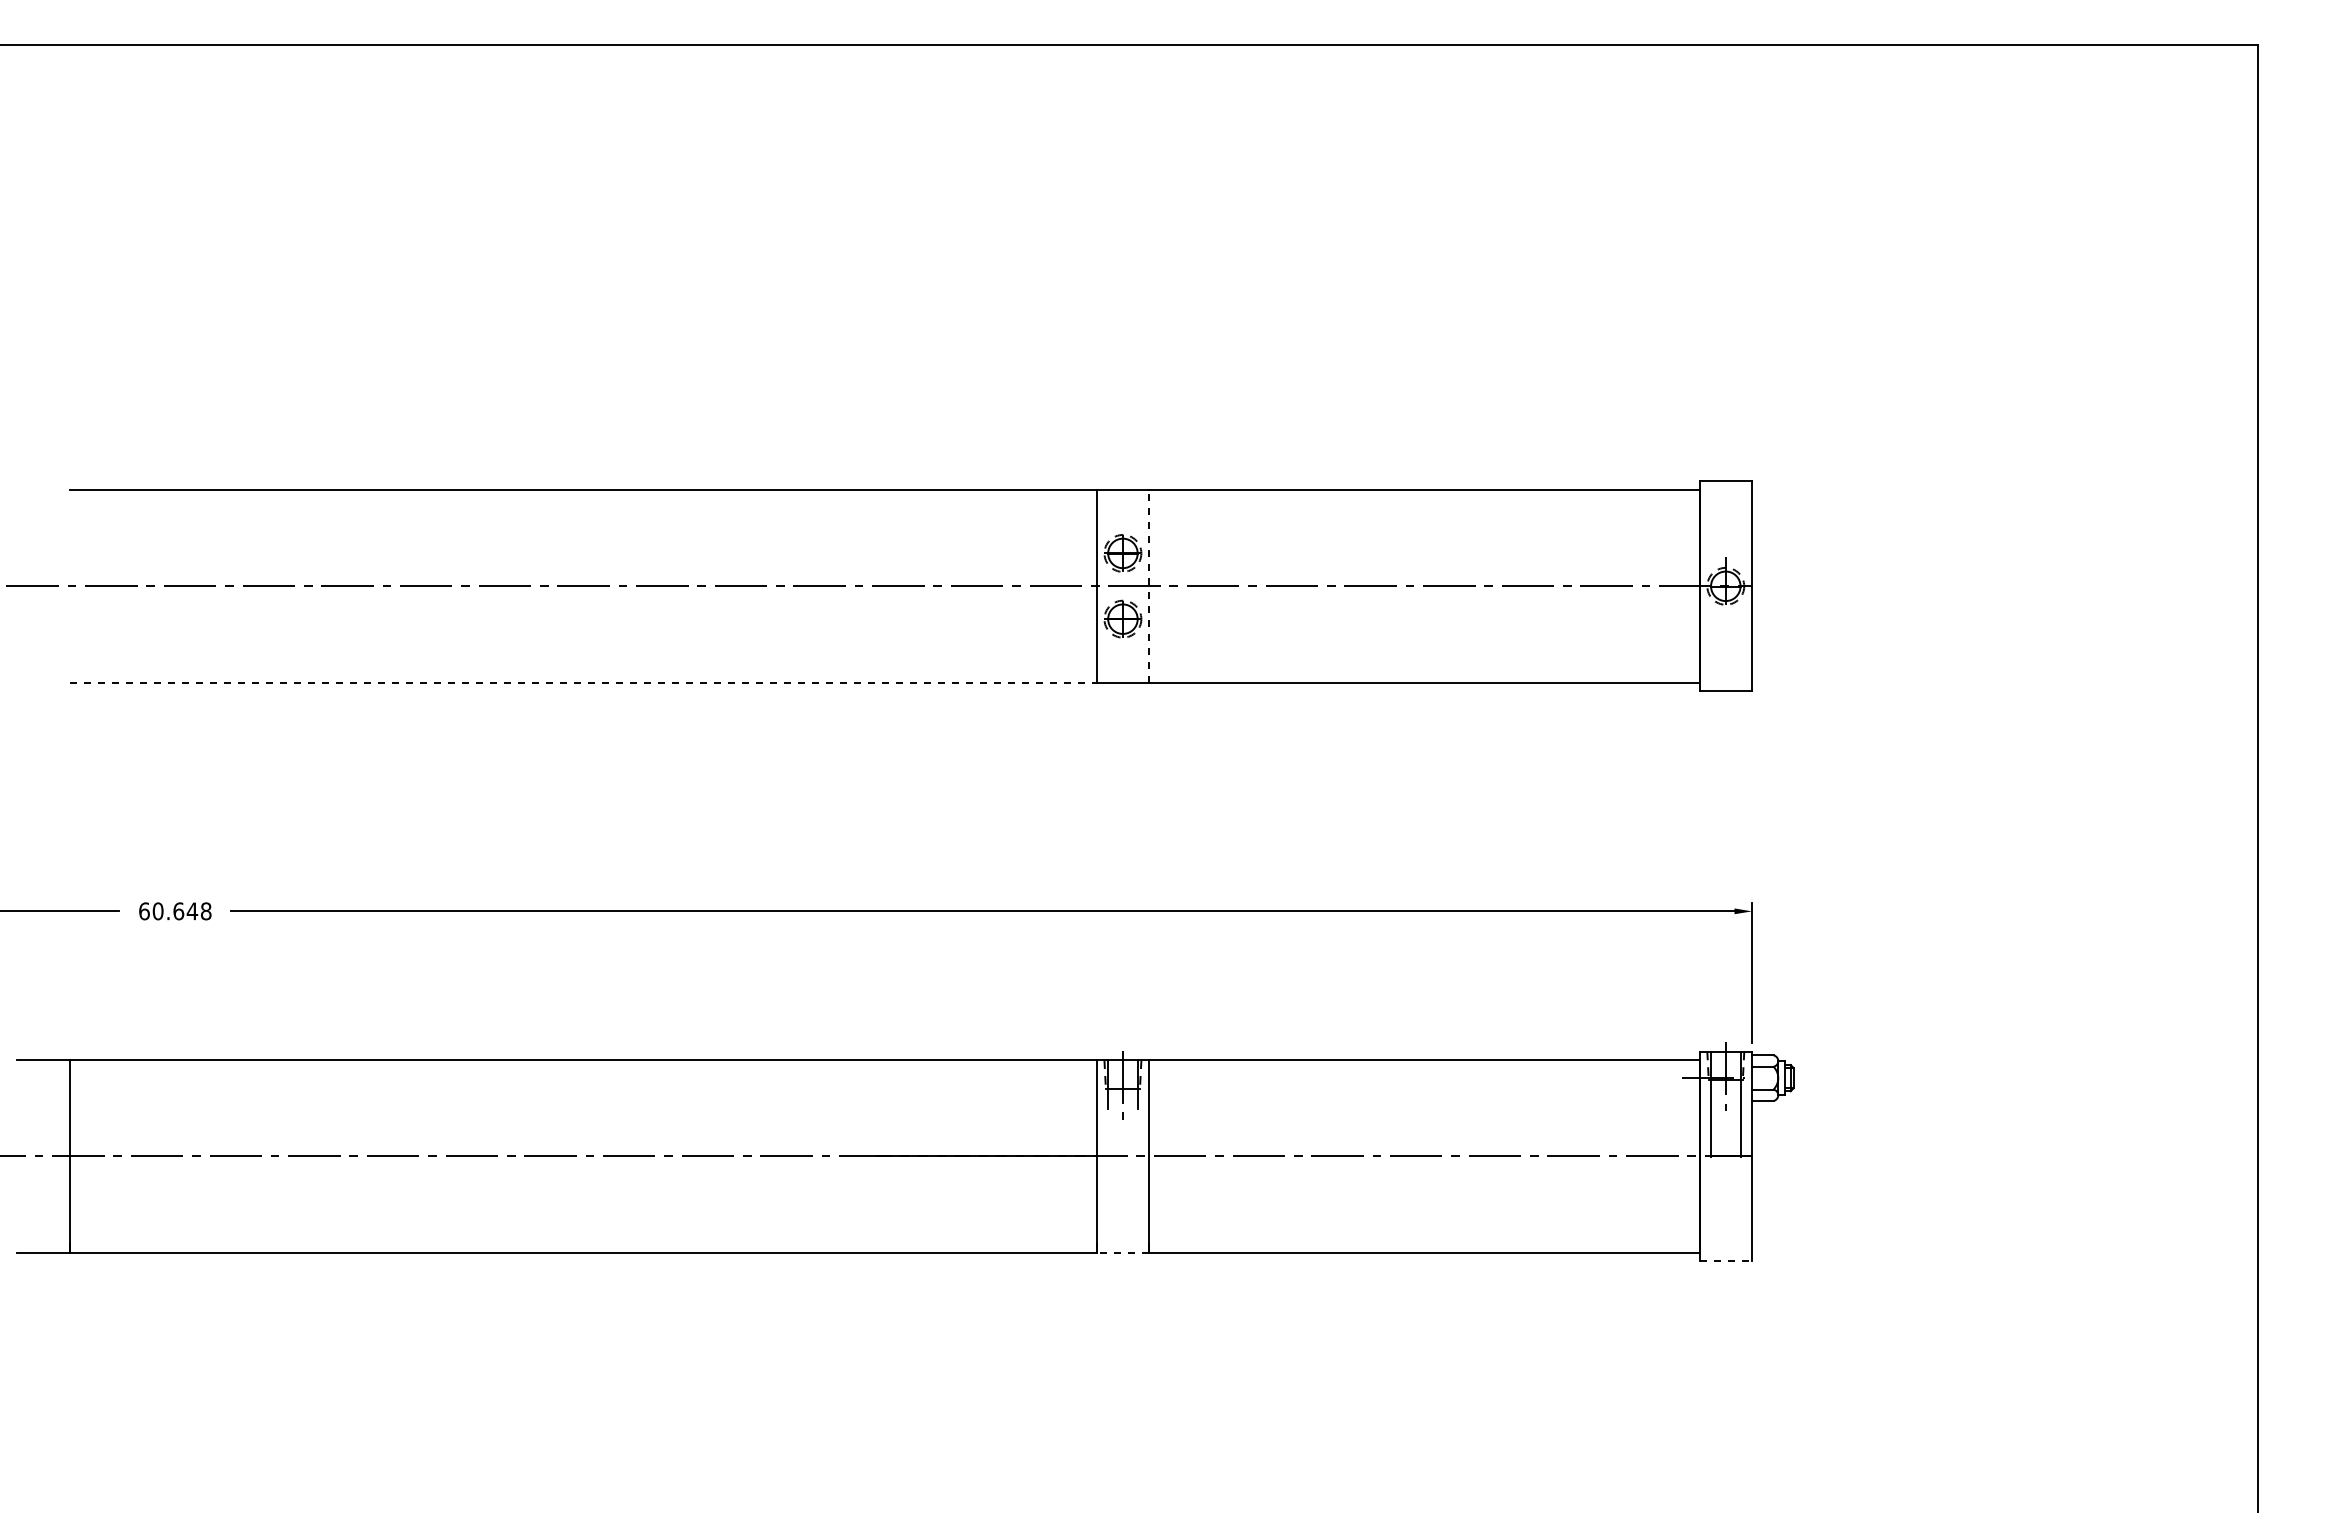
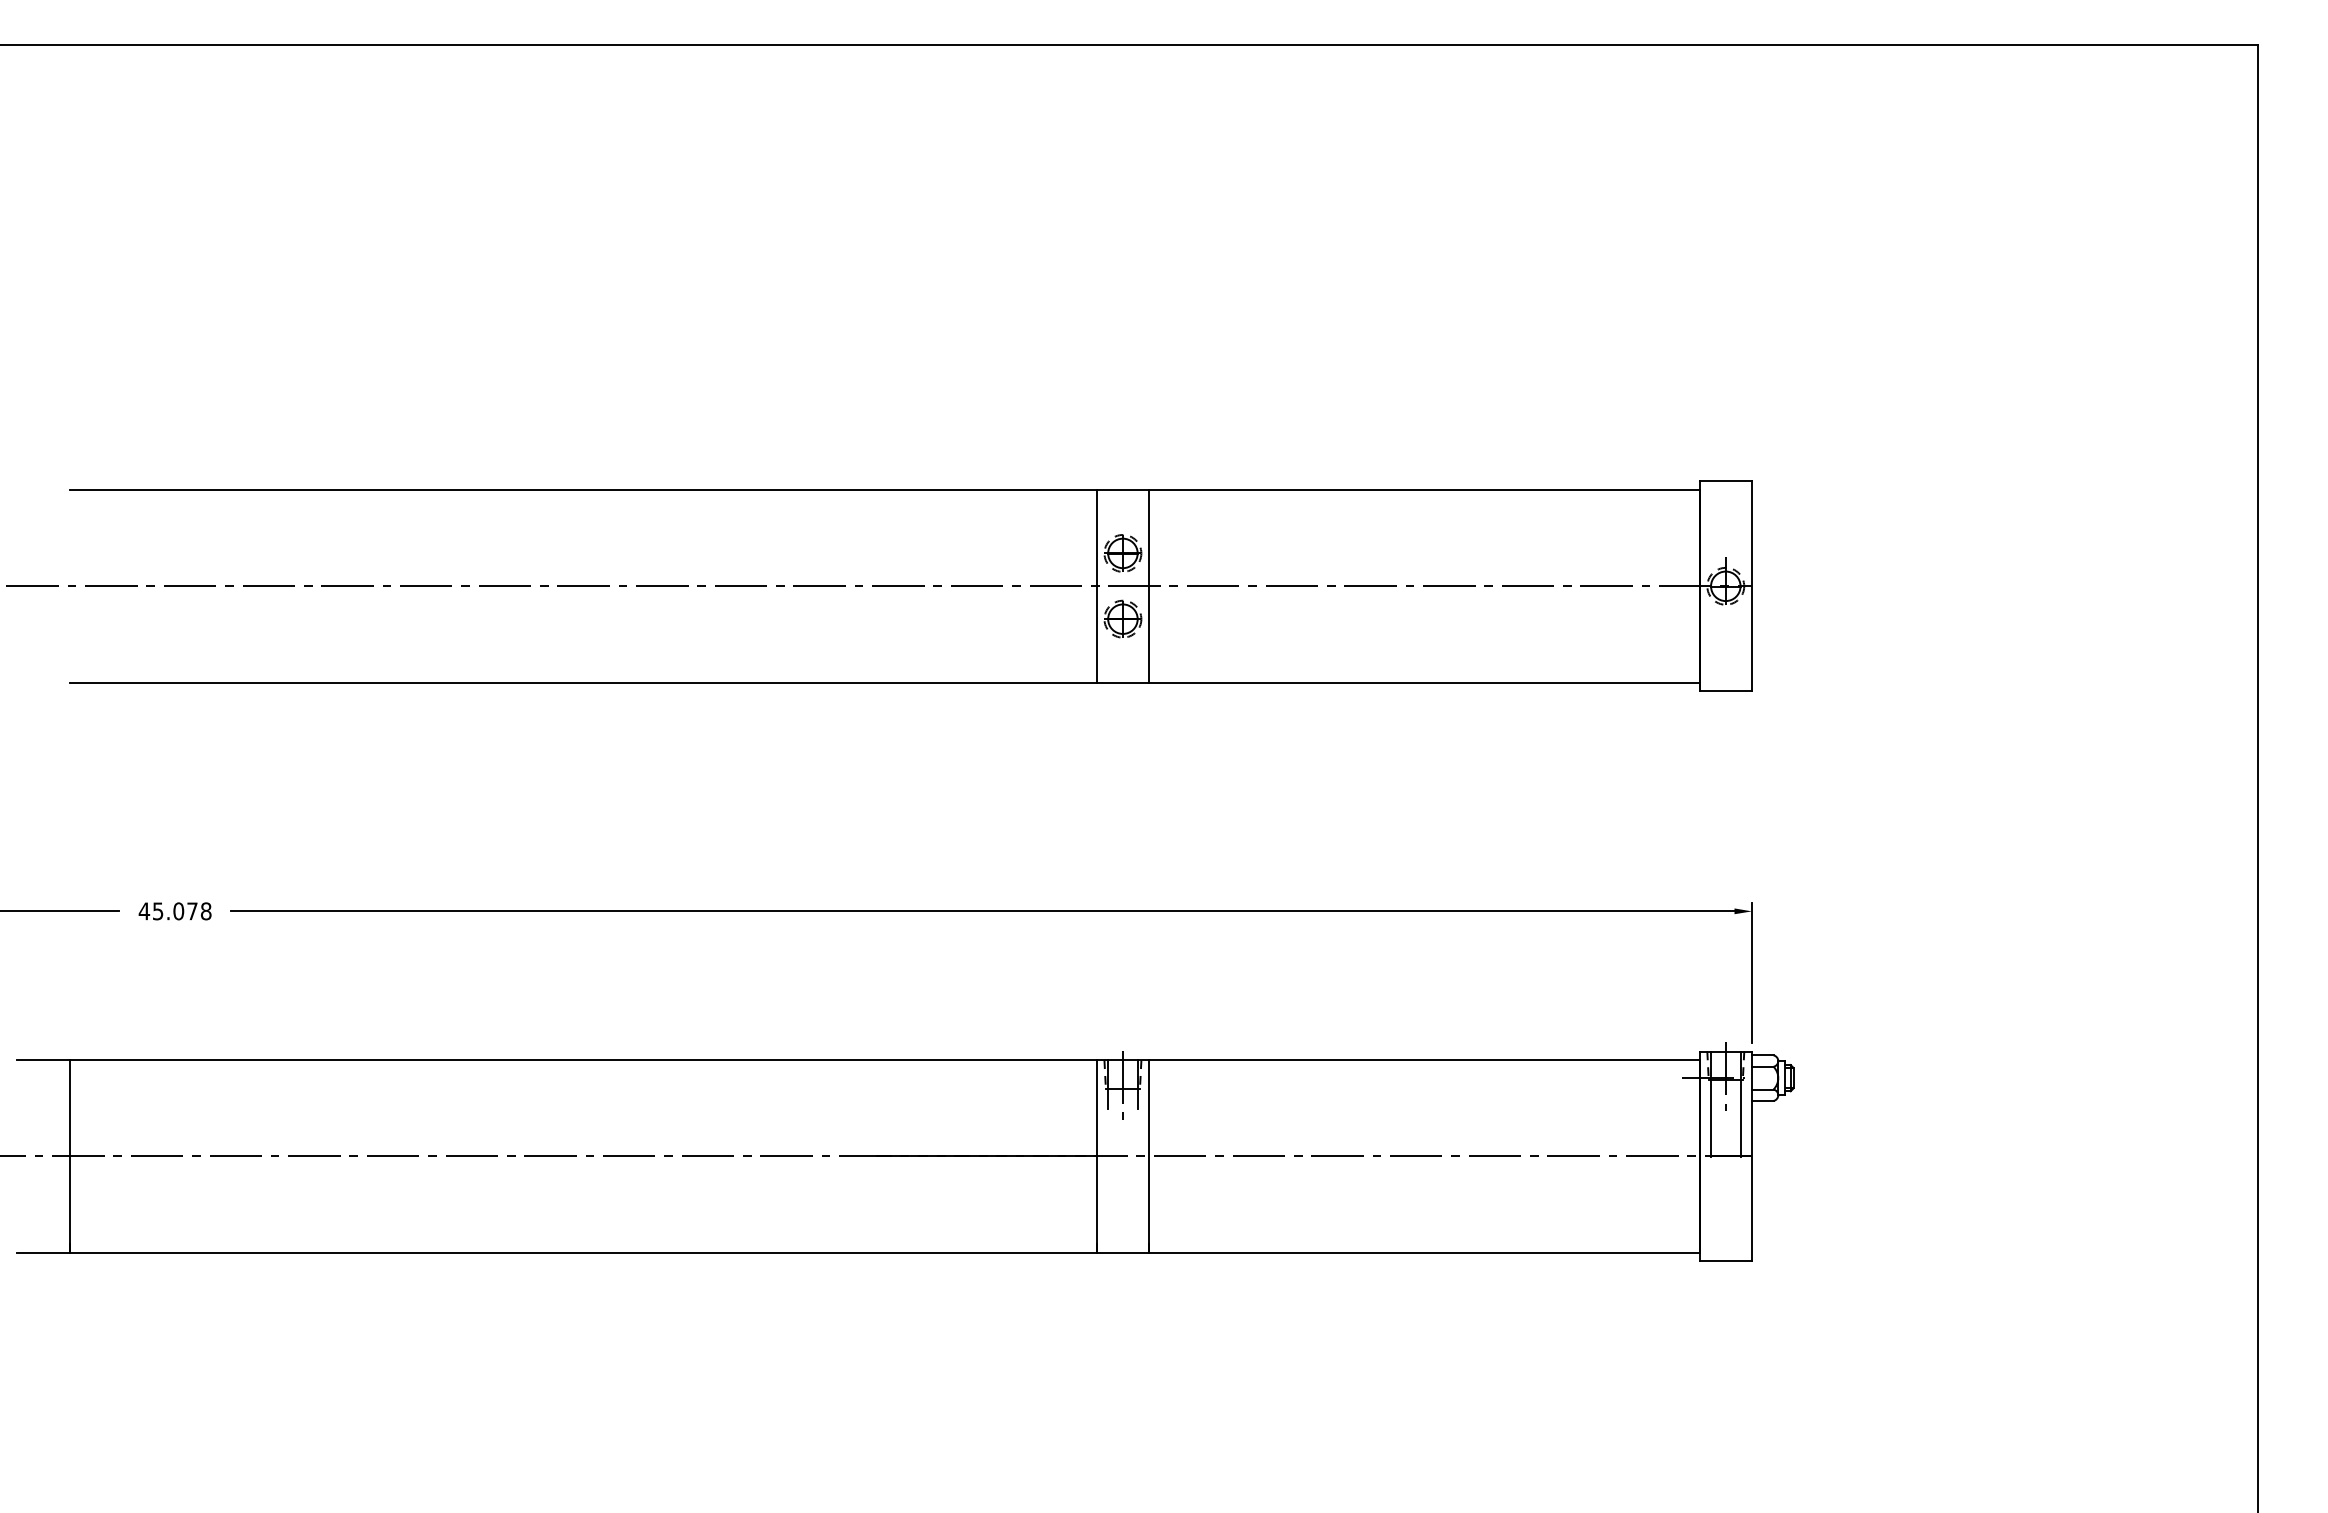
line: dashed -> solid (1149, 585)
line: dashed -> solid (583, 682)
text: 60.648 -> 45.078 (168, 911)
line: dashed -> solid (1122, 1252)
line: dashed -> solid (1726, 1261)
